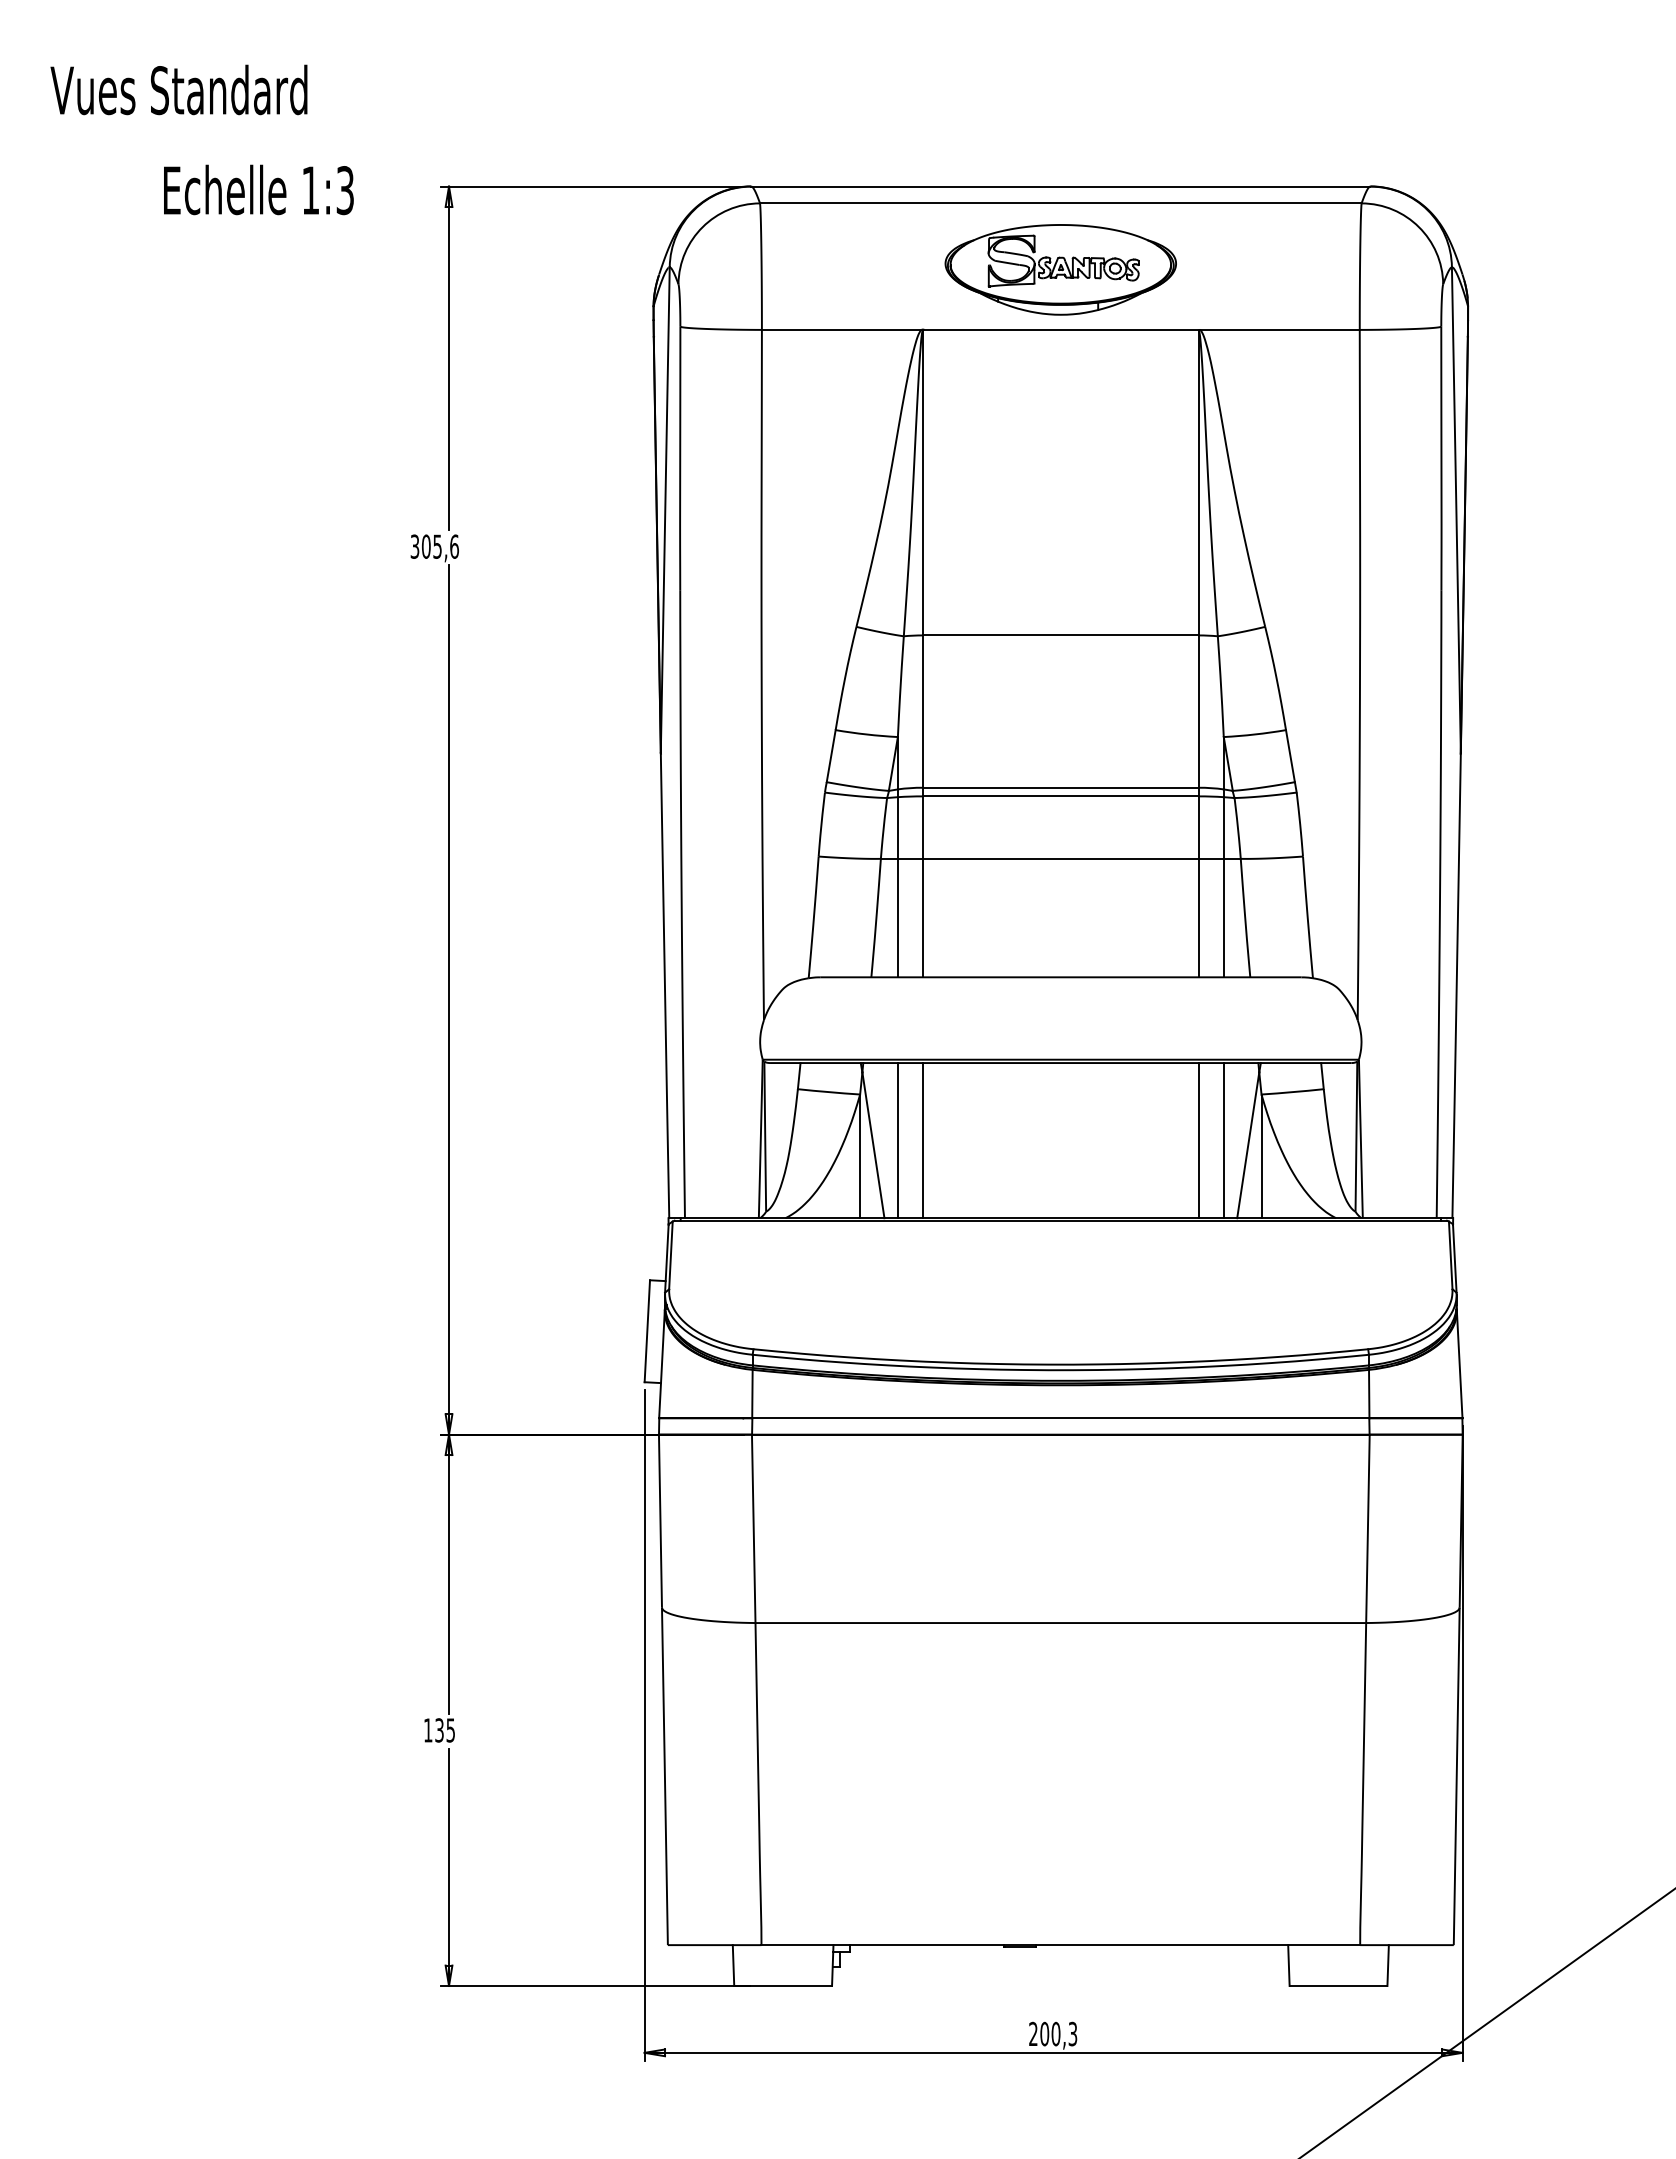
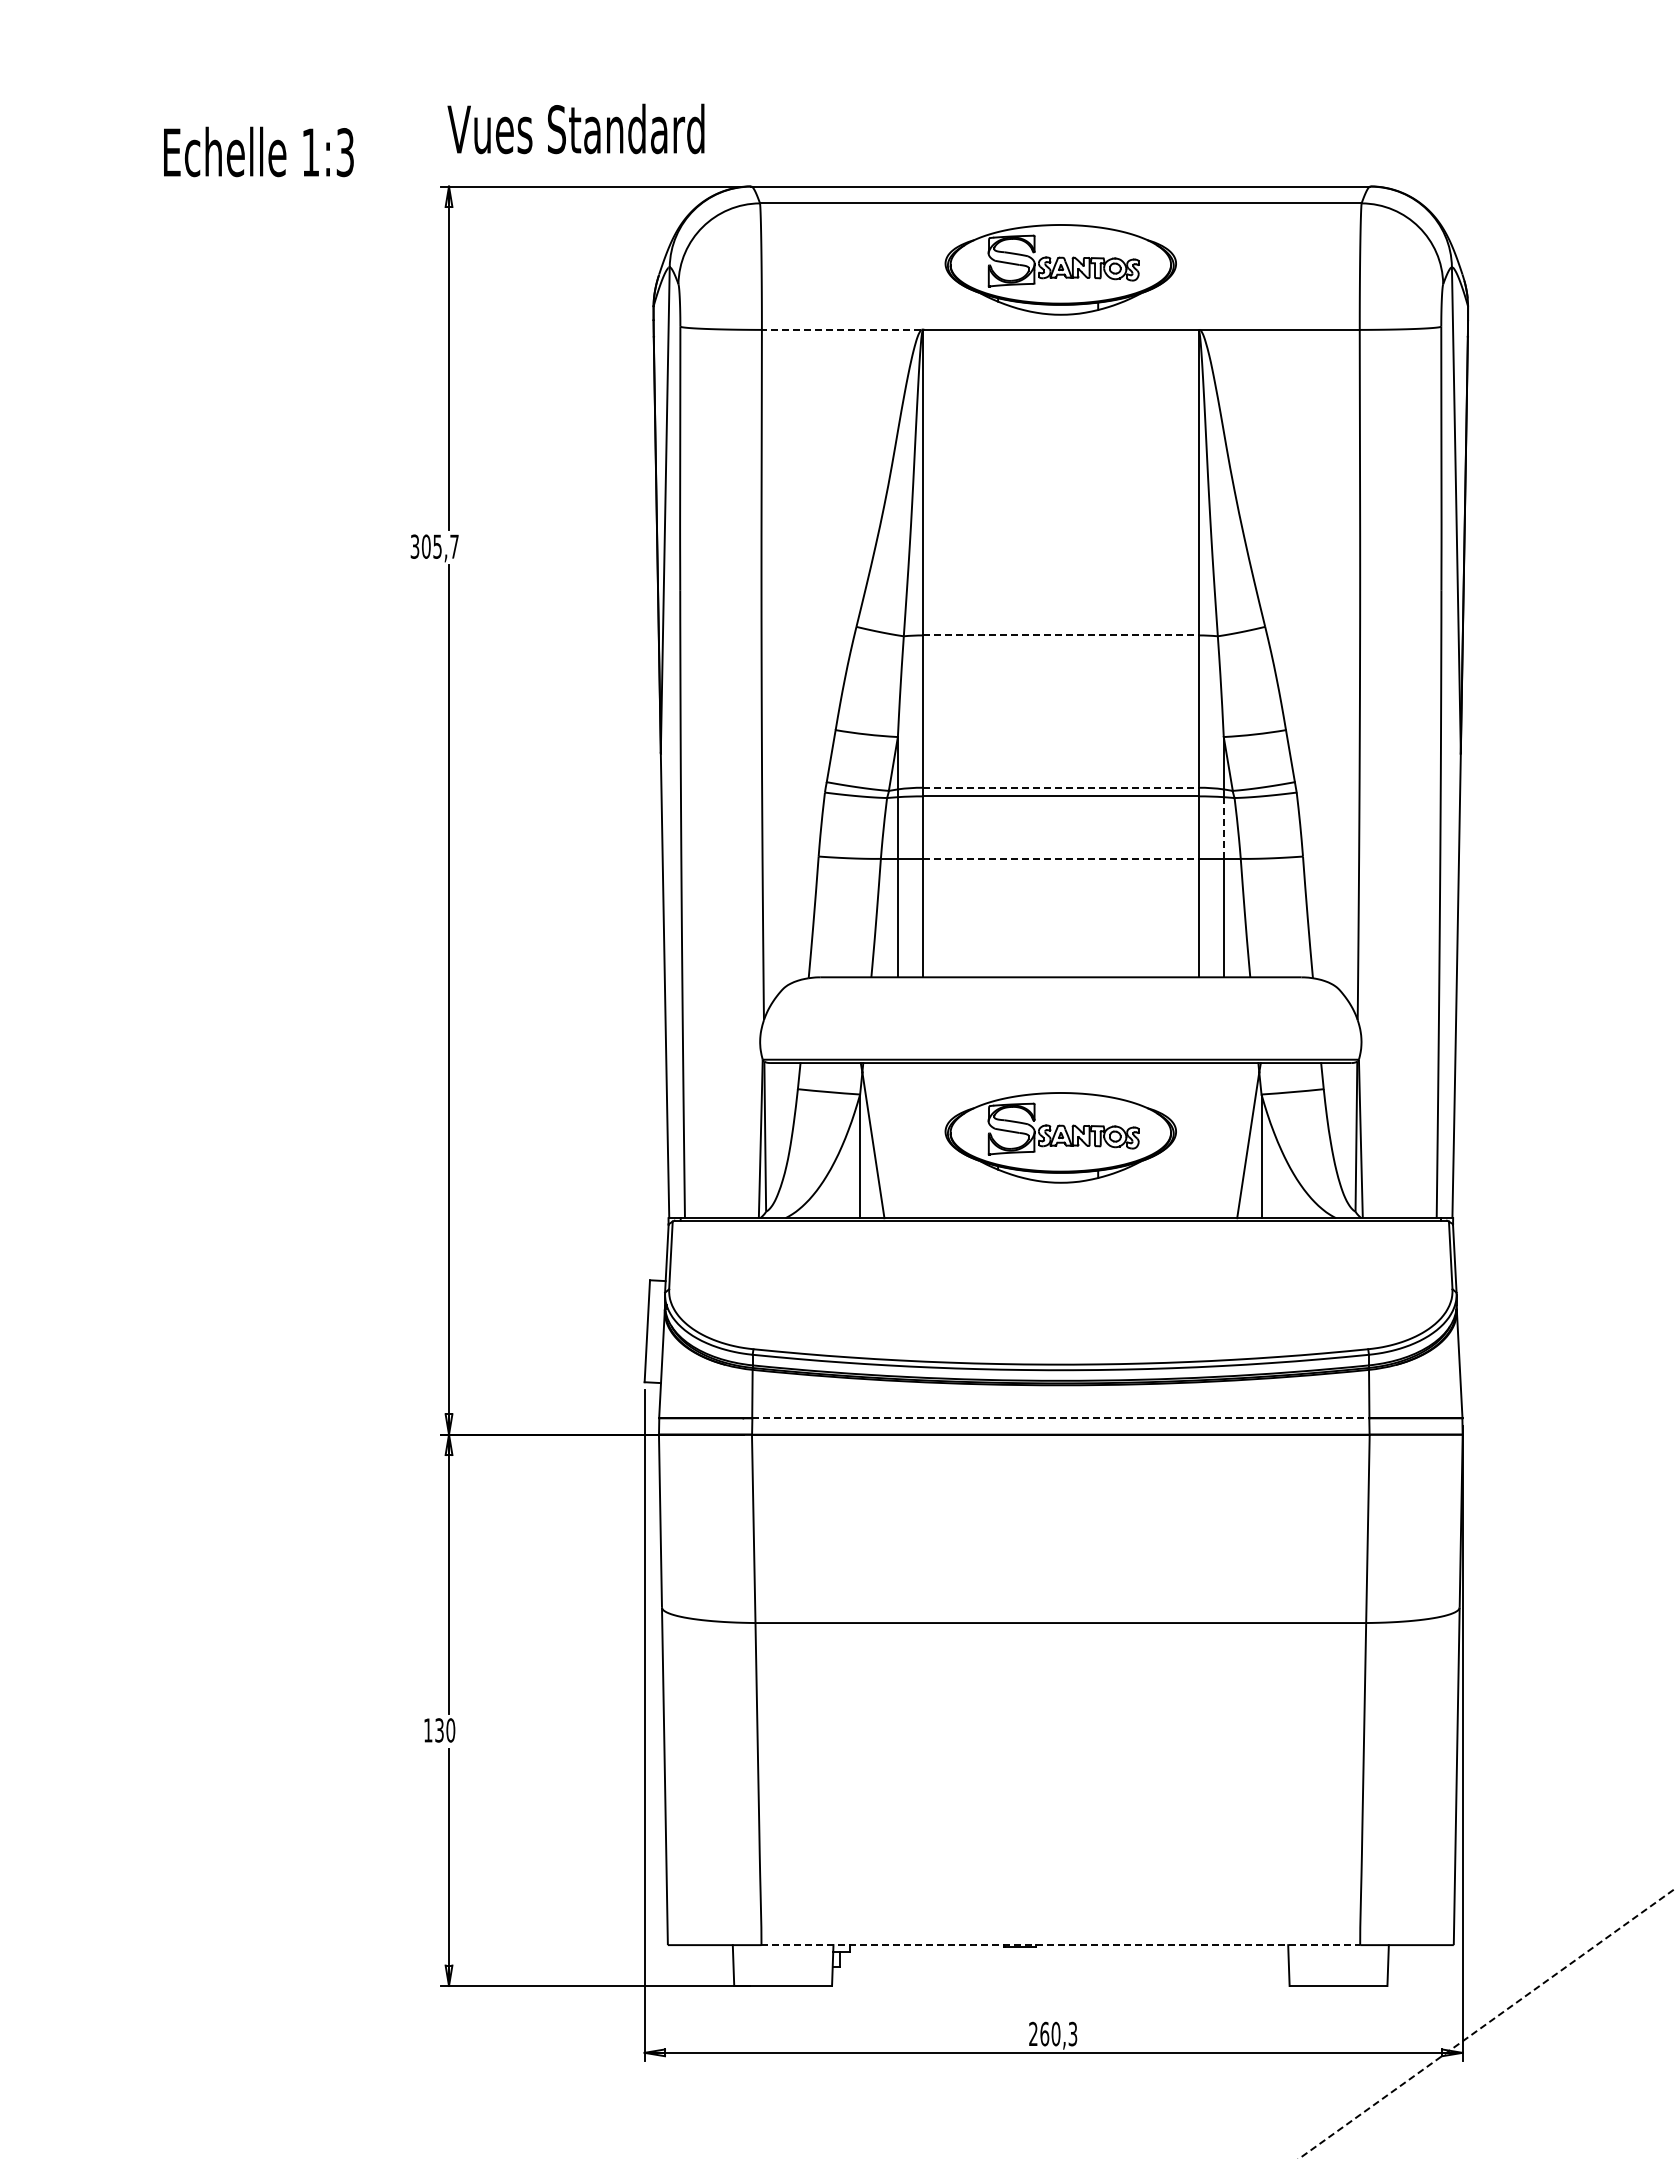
text position: (178, 89) -> (575, 128) (575, 128)
text position: (258, 189) -> (258, 151) (258, 151)
line: solid -> dashed (841, 329)
text: 305,6 -> 305,7 (454, 546)
line: solid -> dashed (1060, 635)
line: solid -> dashed (1060, 787)
line: solid -> dashed (1223, 828)
line: solid -> dashed (1060, 858)
part: none -> present (1060, 1137)
line: present -> none (897, 1140)
line: present -> none (922, 1140)
line: present -> none (1198, 1140)
line: present -> none (1223, 1140)
line: solid -> dashed (1060, 1418)
text: 135 -> 130 (450, 1730)
line: solid -> dashed (1061, 1945)
line: solid -> dashed (1487, 2023)
text: 200,3 -> 260,3 (1044, 2033)
